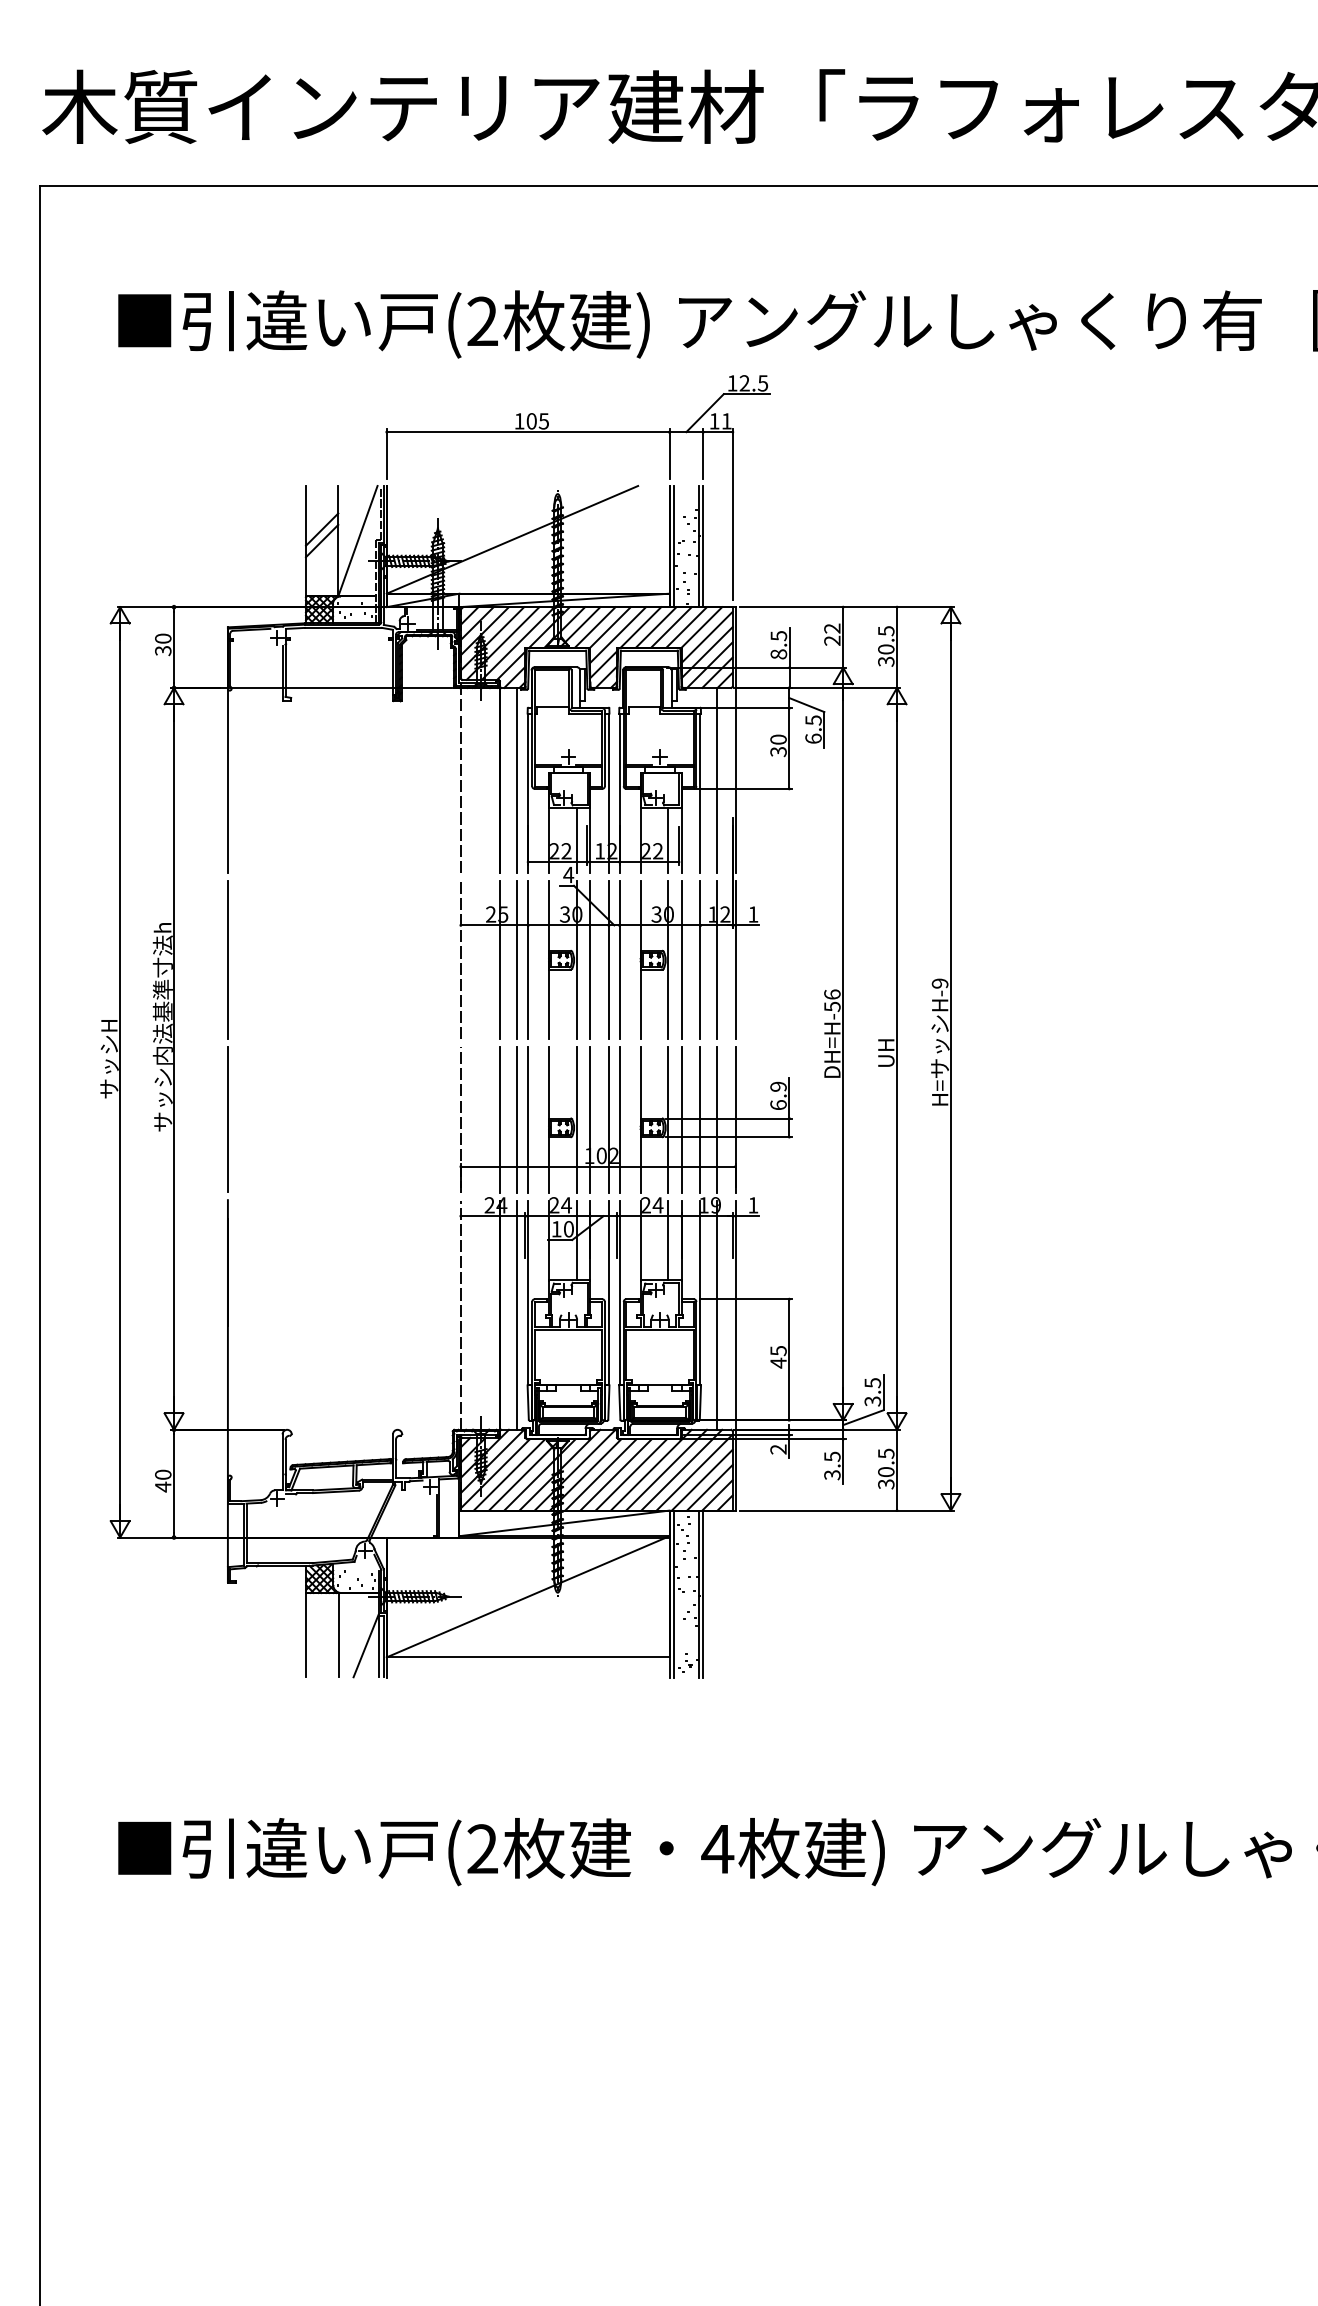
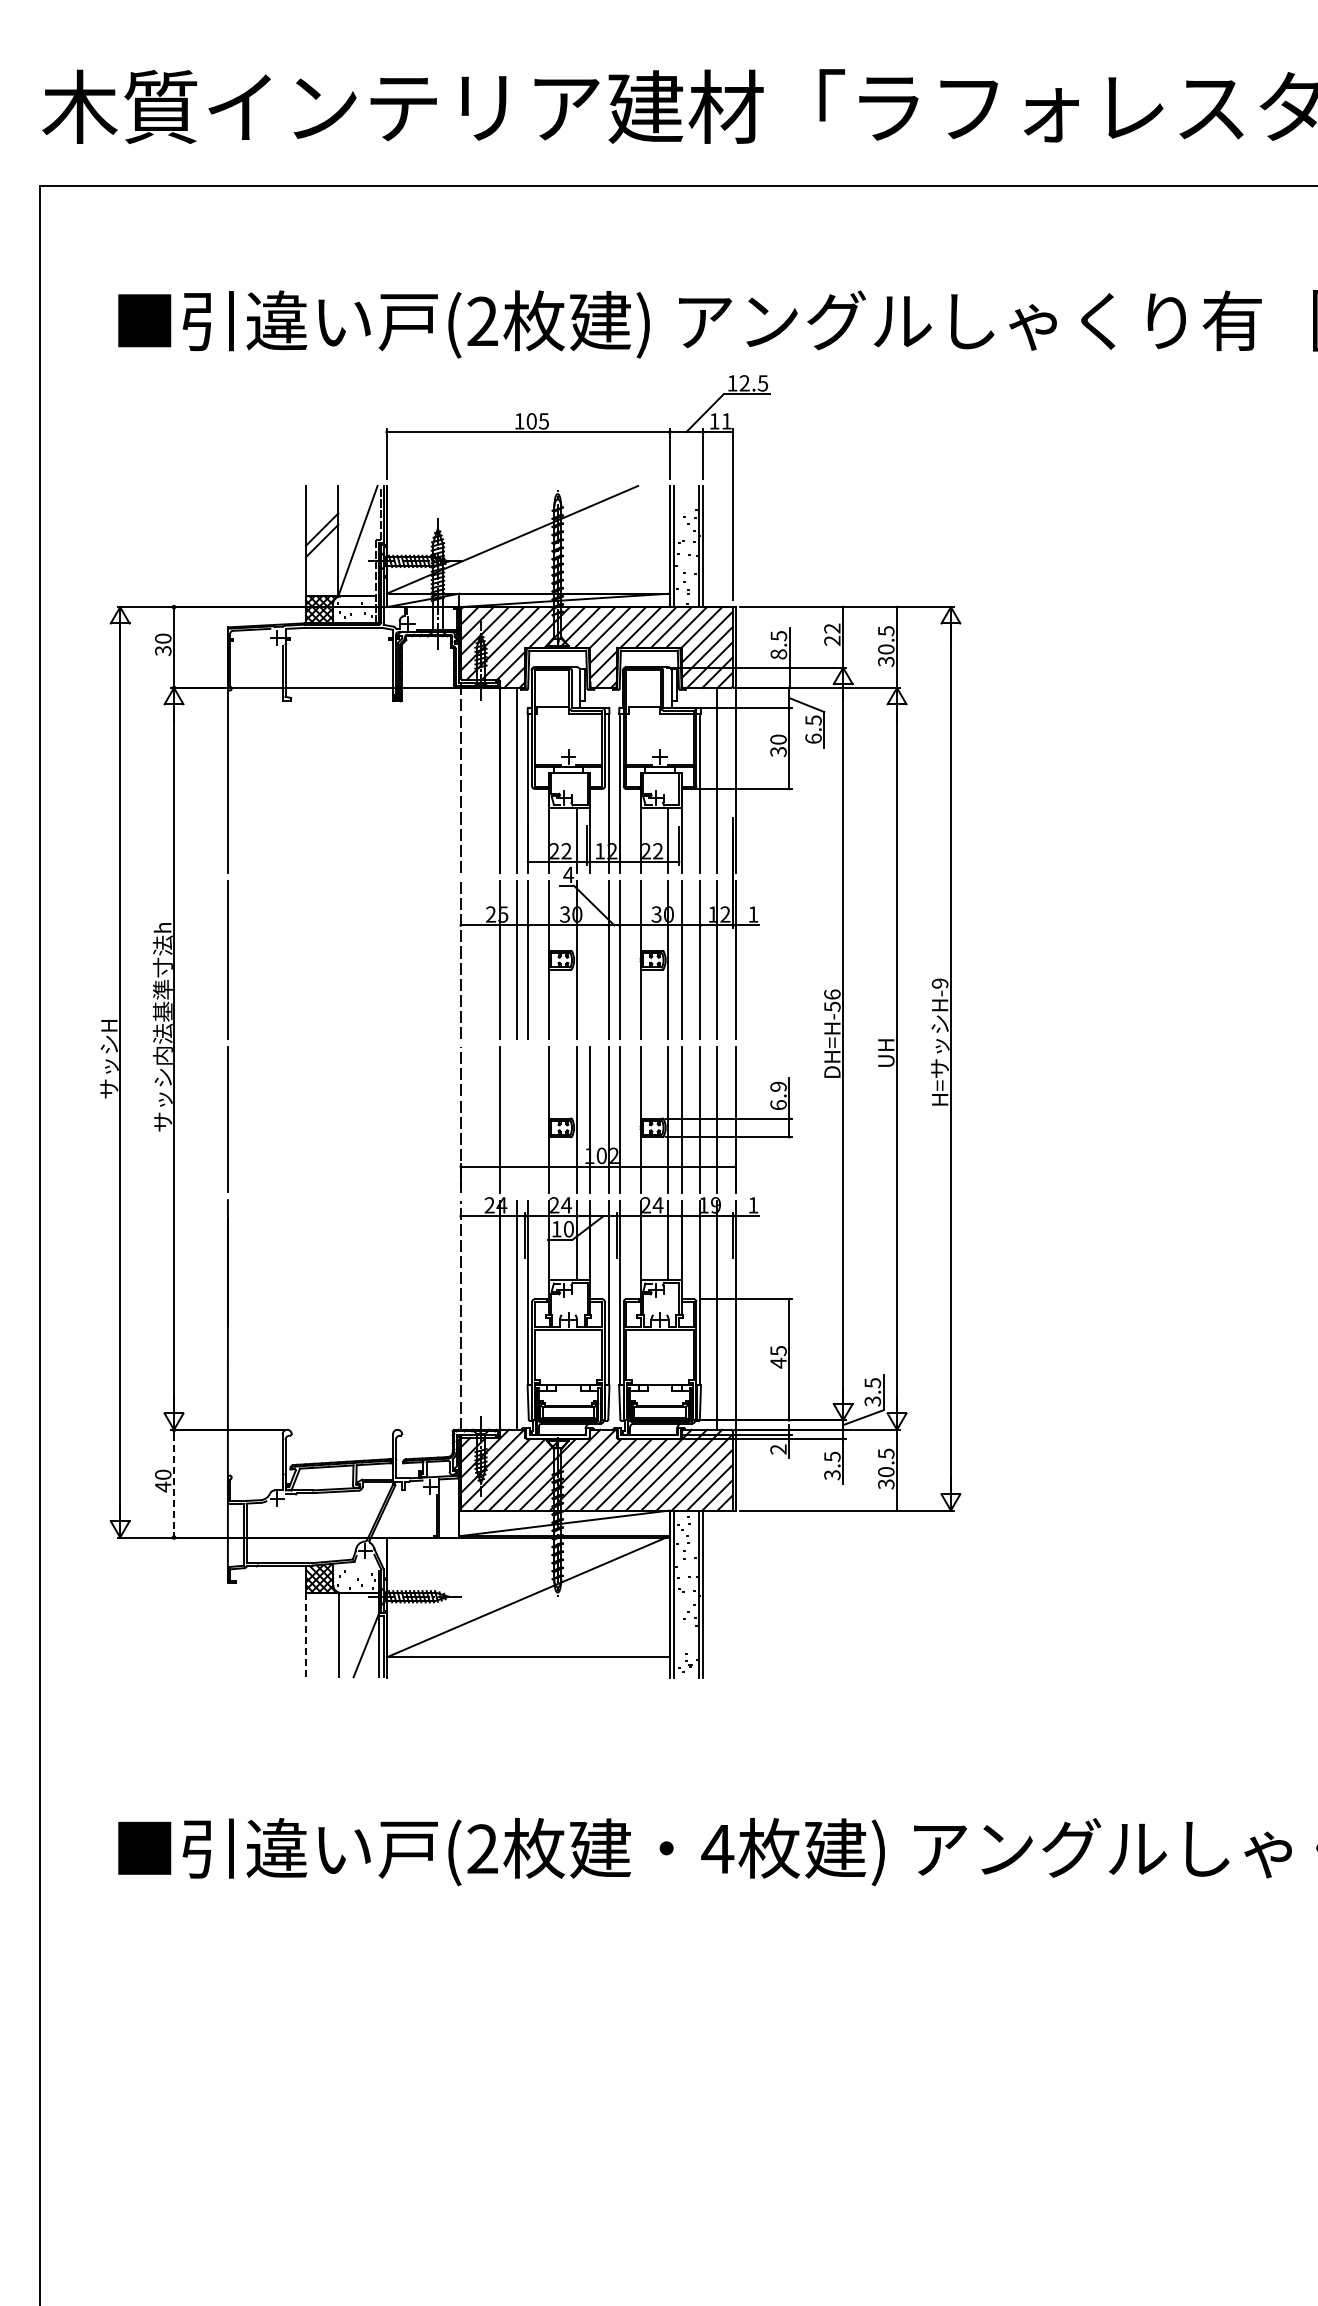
line: present -> none (590, 960)
line: present -> none (517, 1120)
line: present -> none (528, 1120)
line: solid -> dashed (174, 1484)
line: solid -> dashed (306, 1634)
